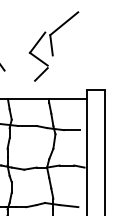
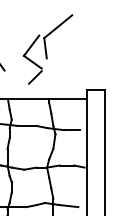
part position: (53, 46) -> (47, 49) (47, 49)
